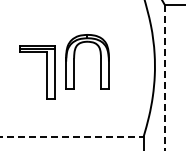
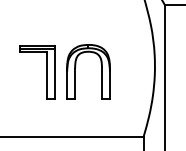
part position: (75, 56) -> (76, 66) (76, 66)
line: dashed -> solid (164, 77)
line: dashed -> solid (71, 136)
